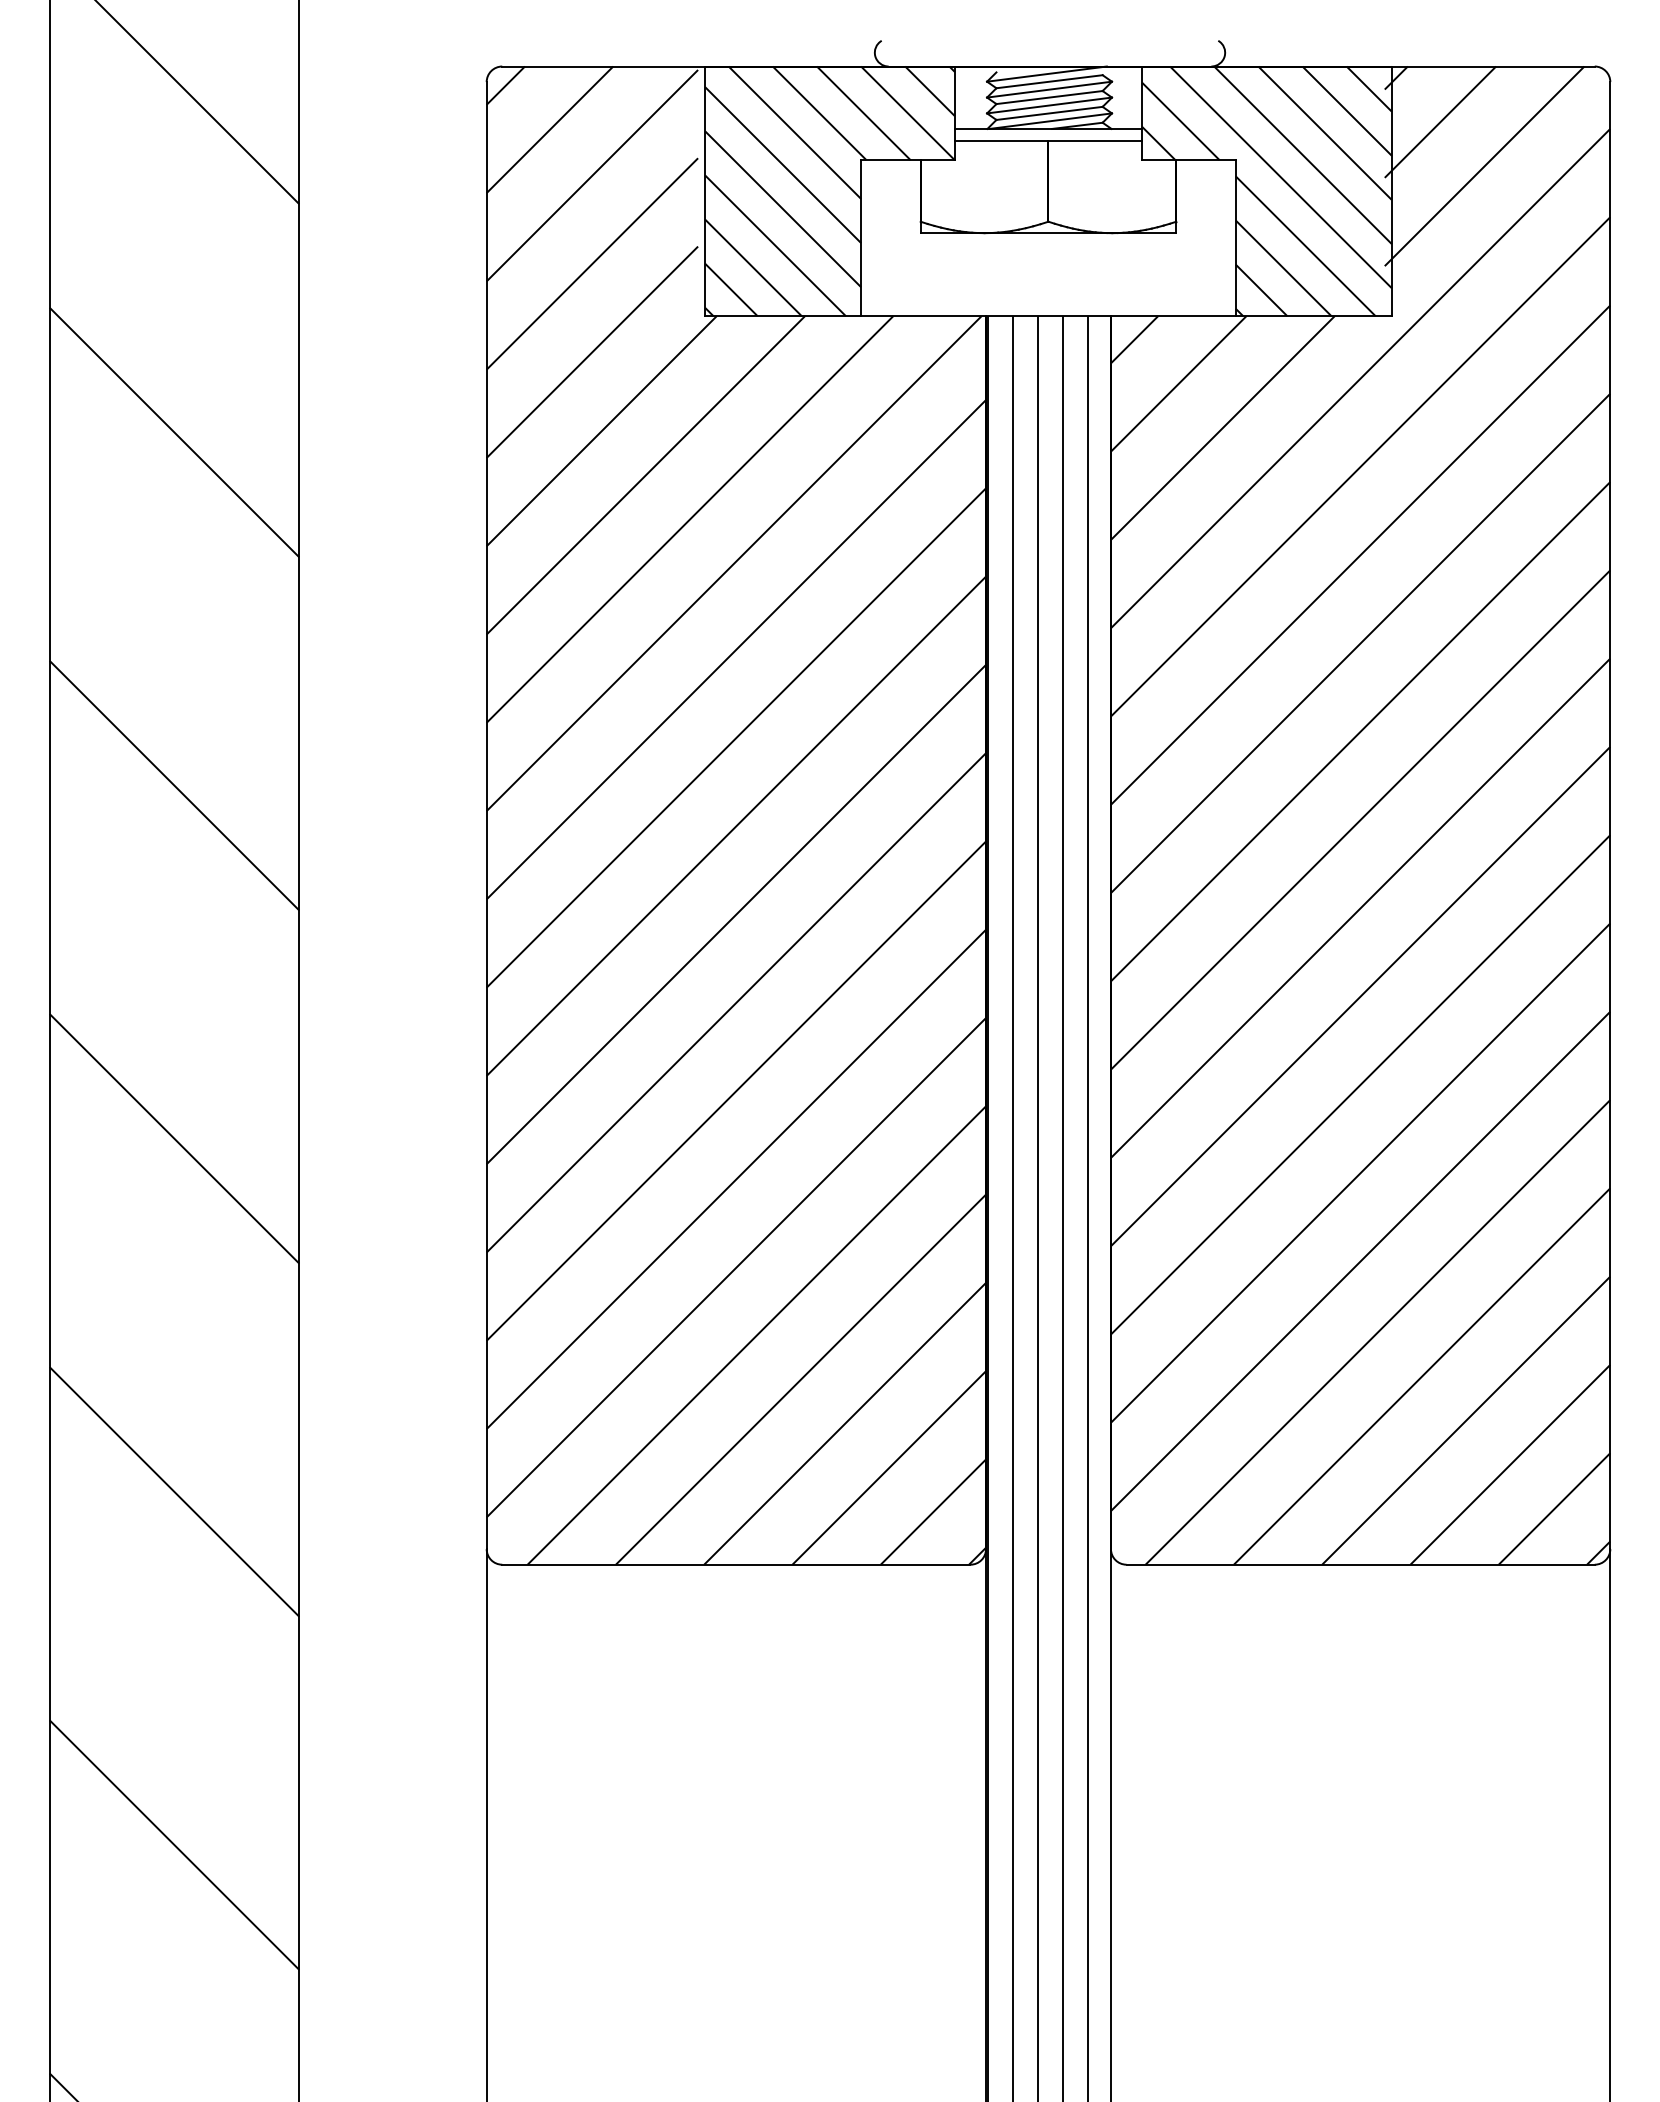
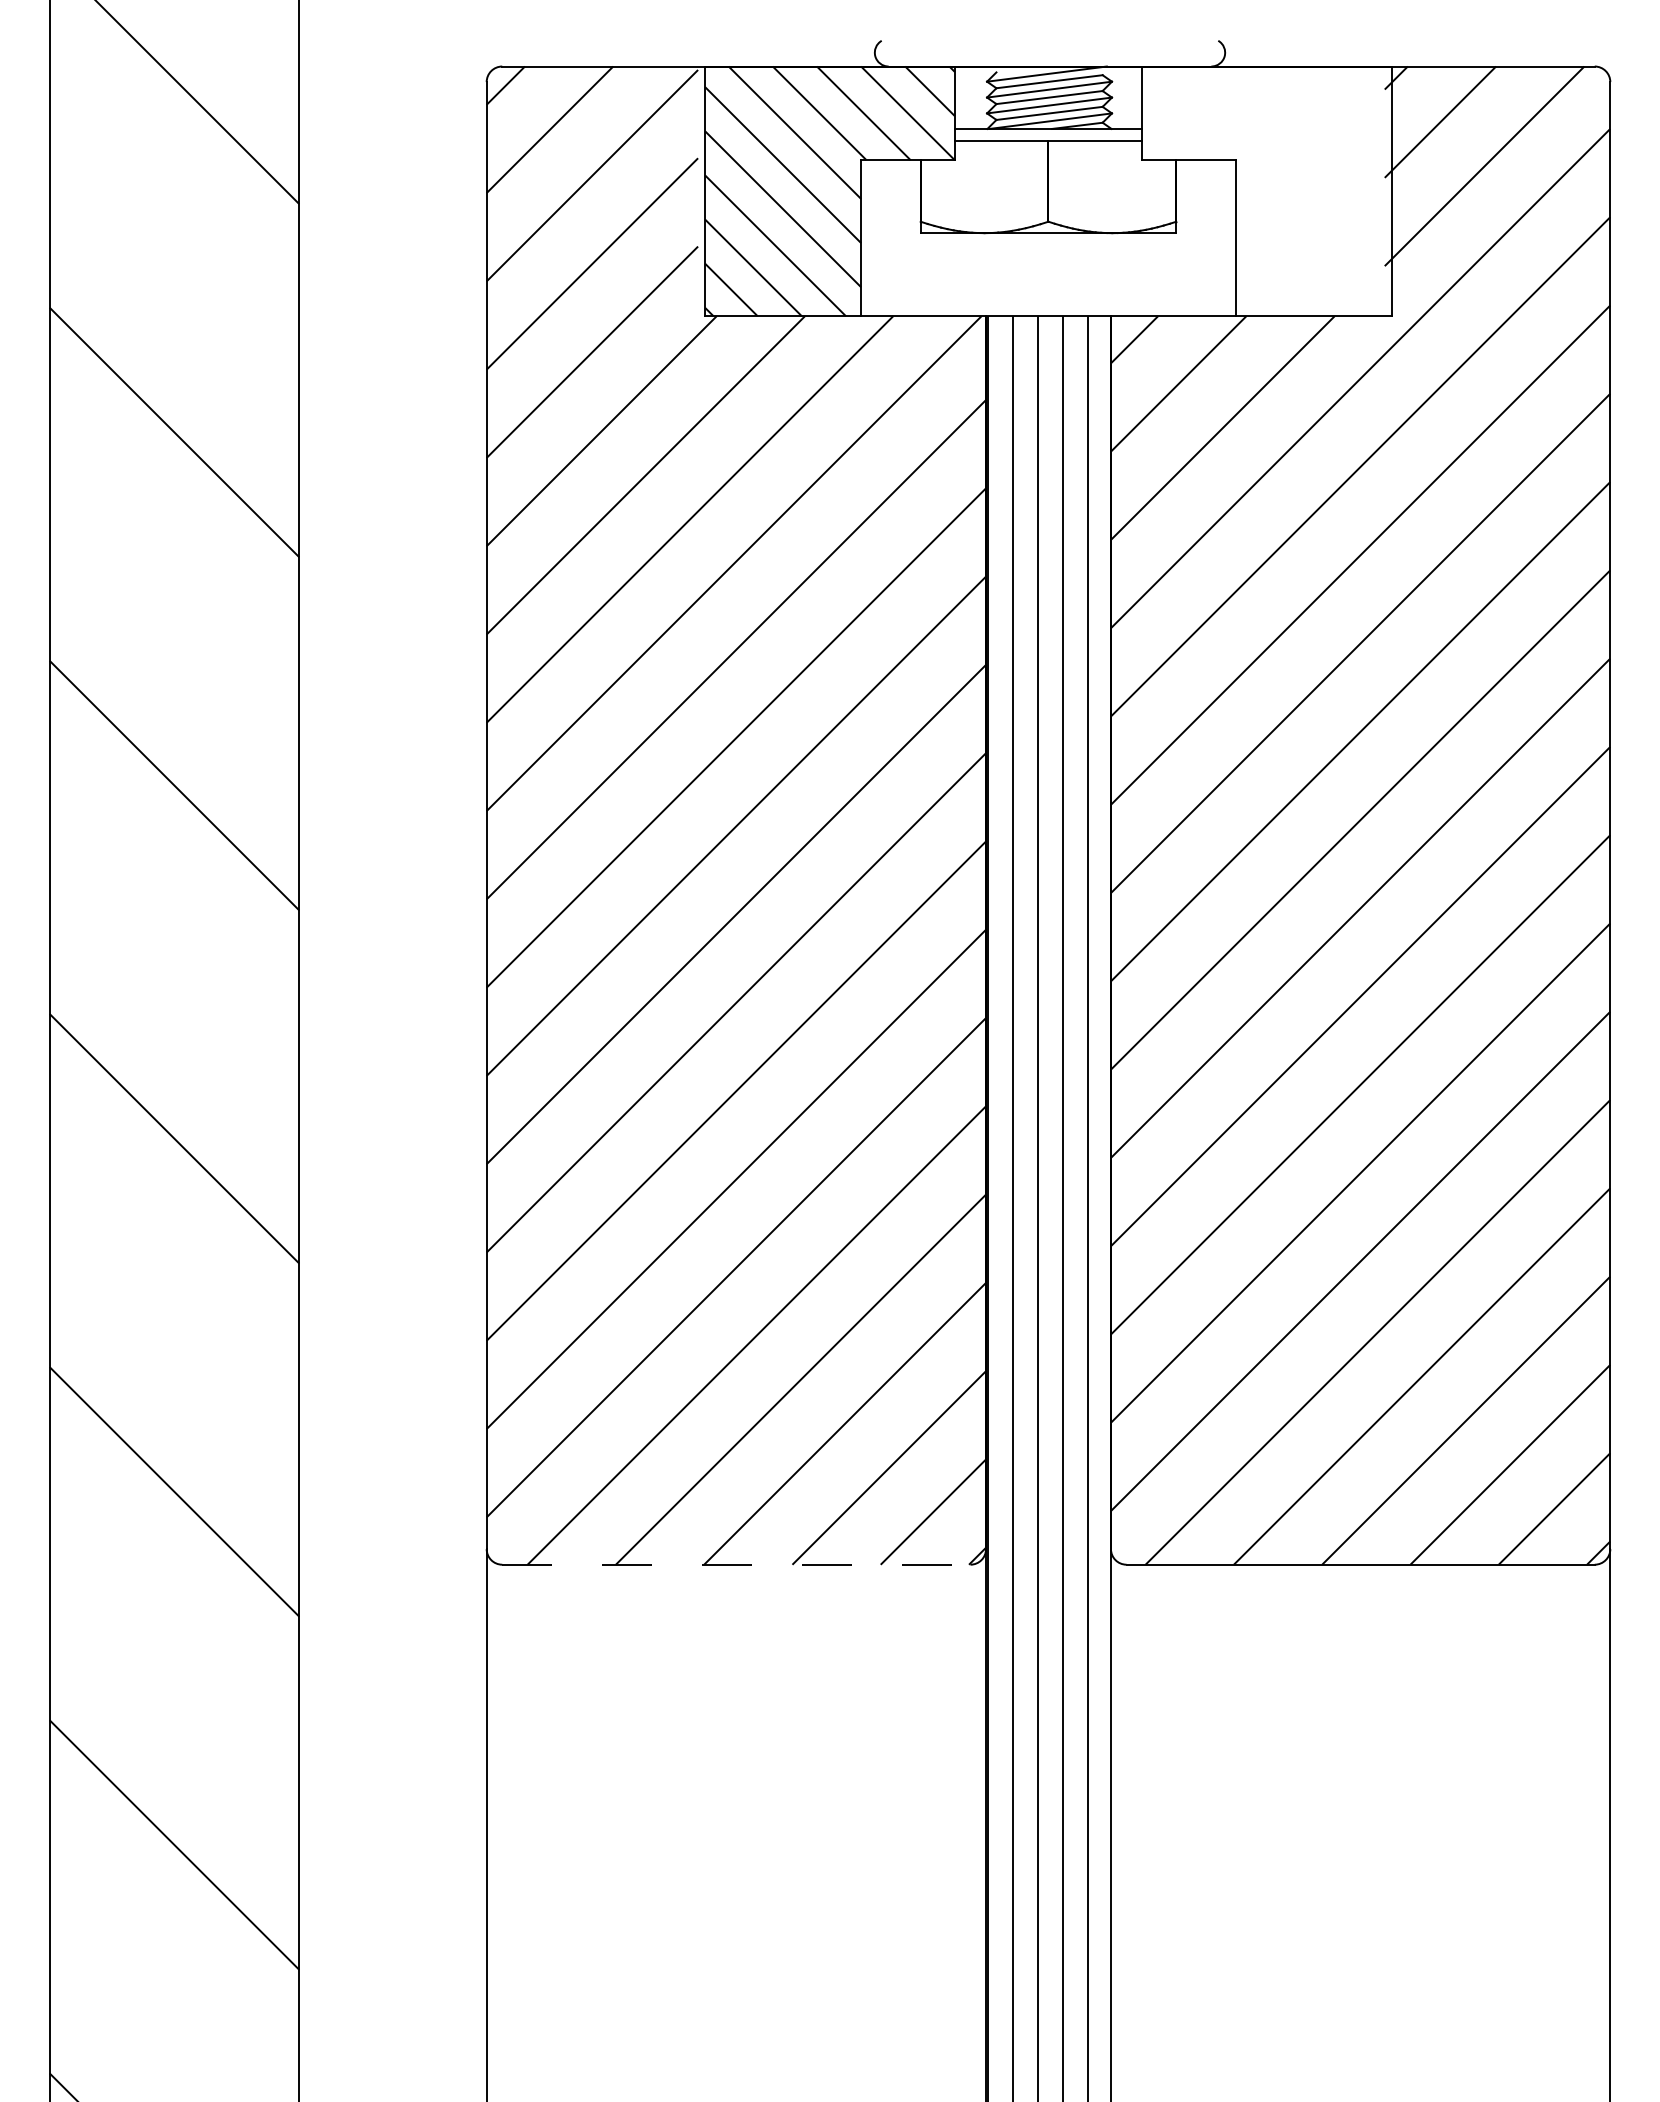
hatch: present -> none (1266, 191)
line: solid -> dashed (736, 1564)
